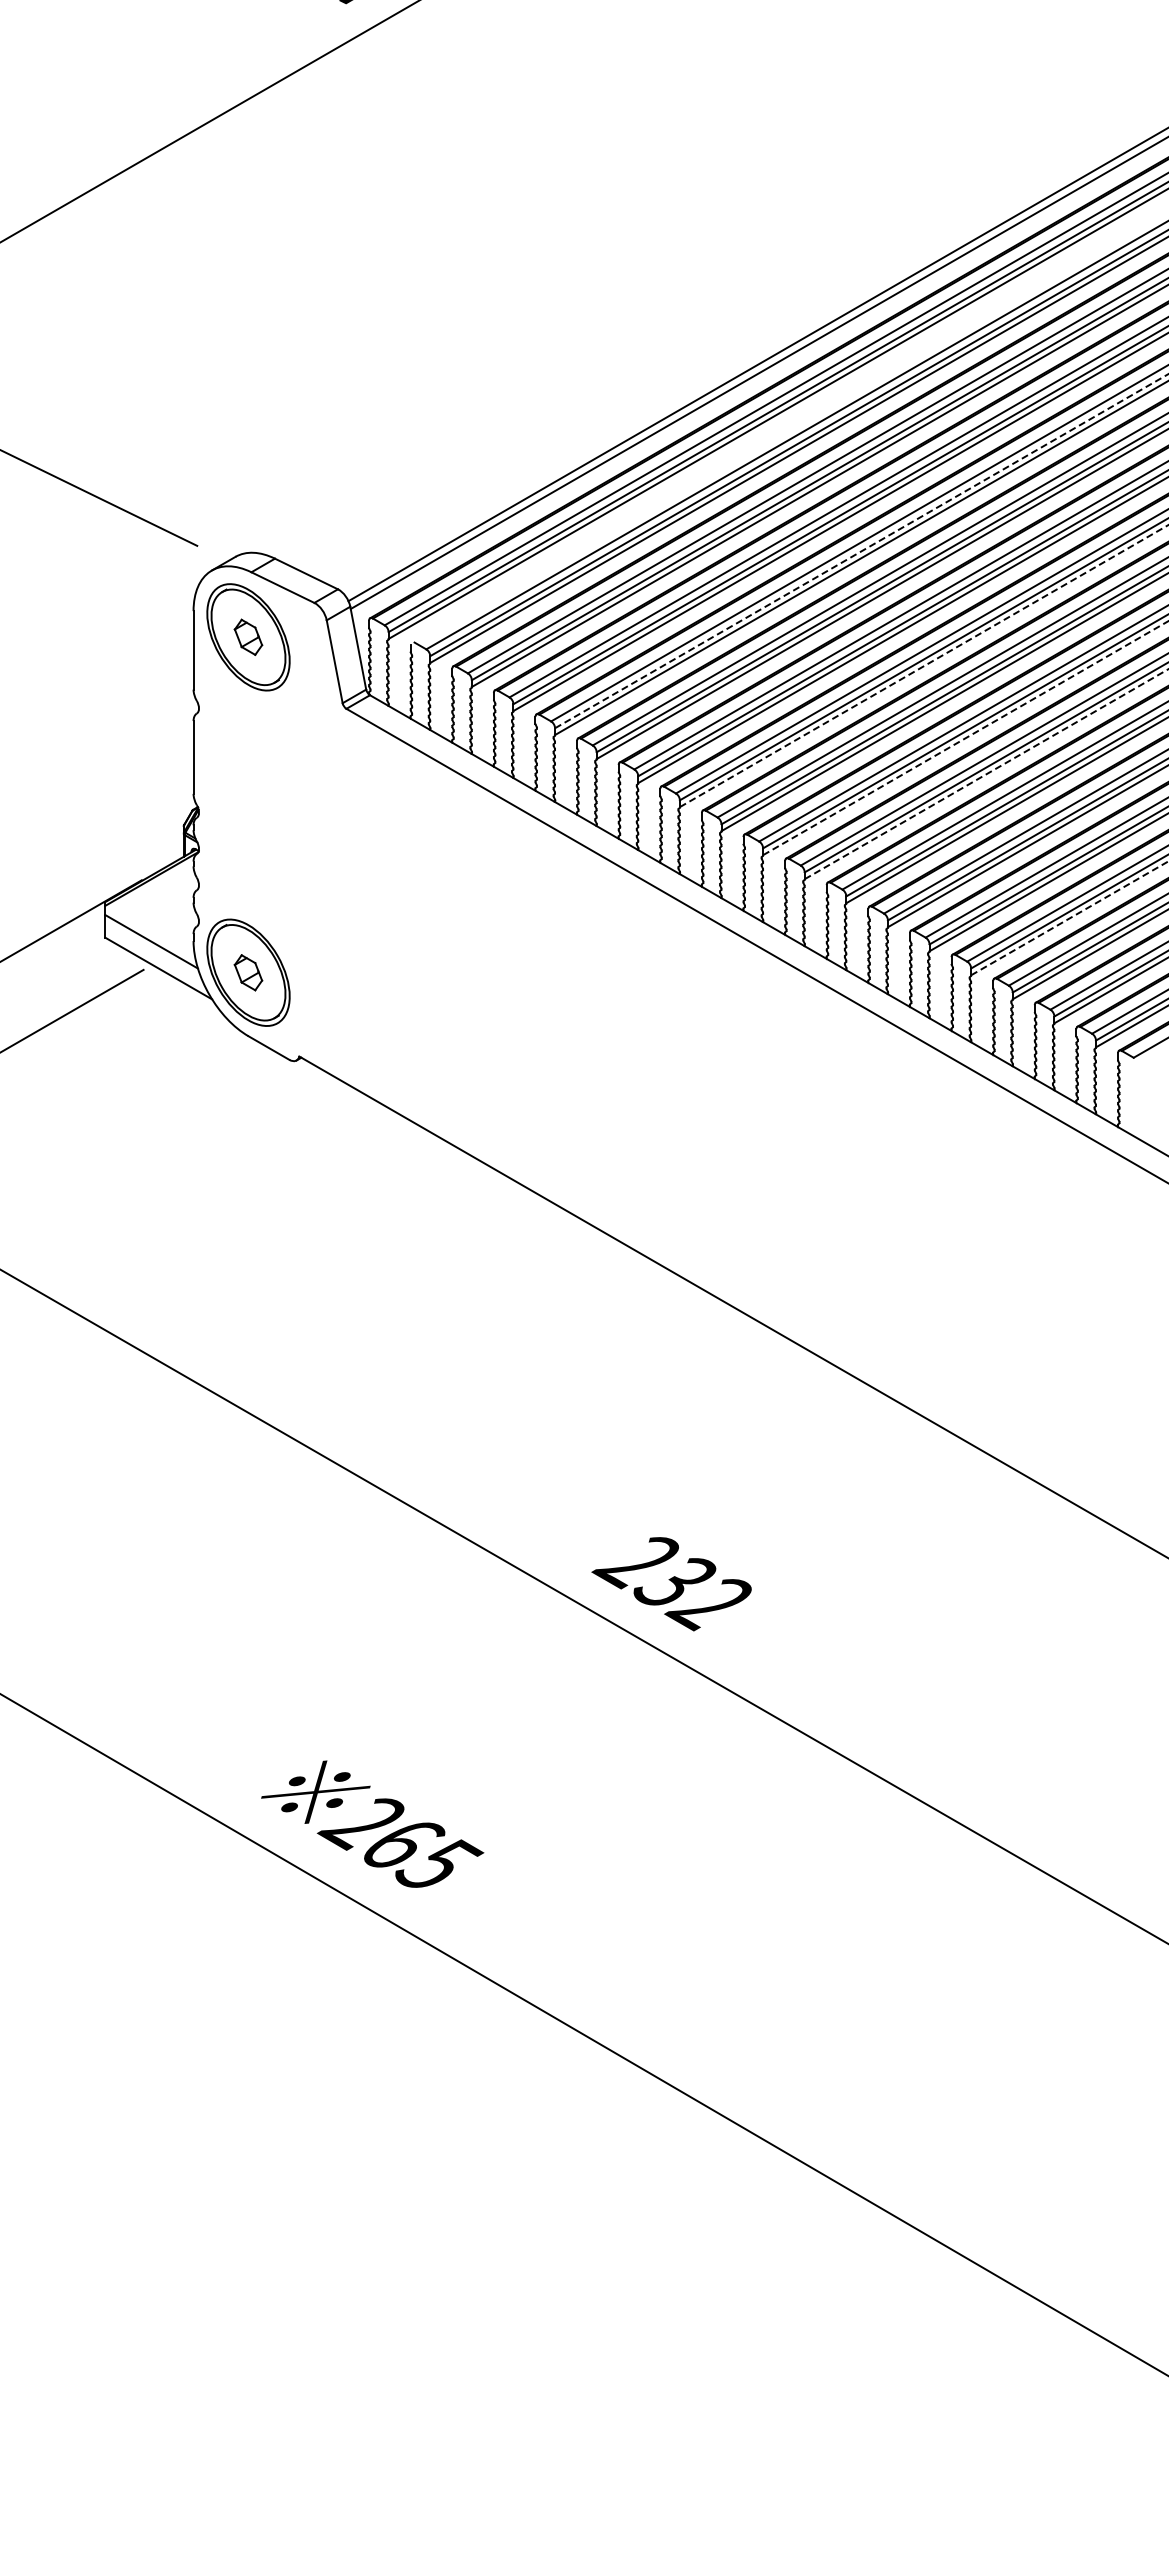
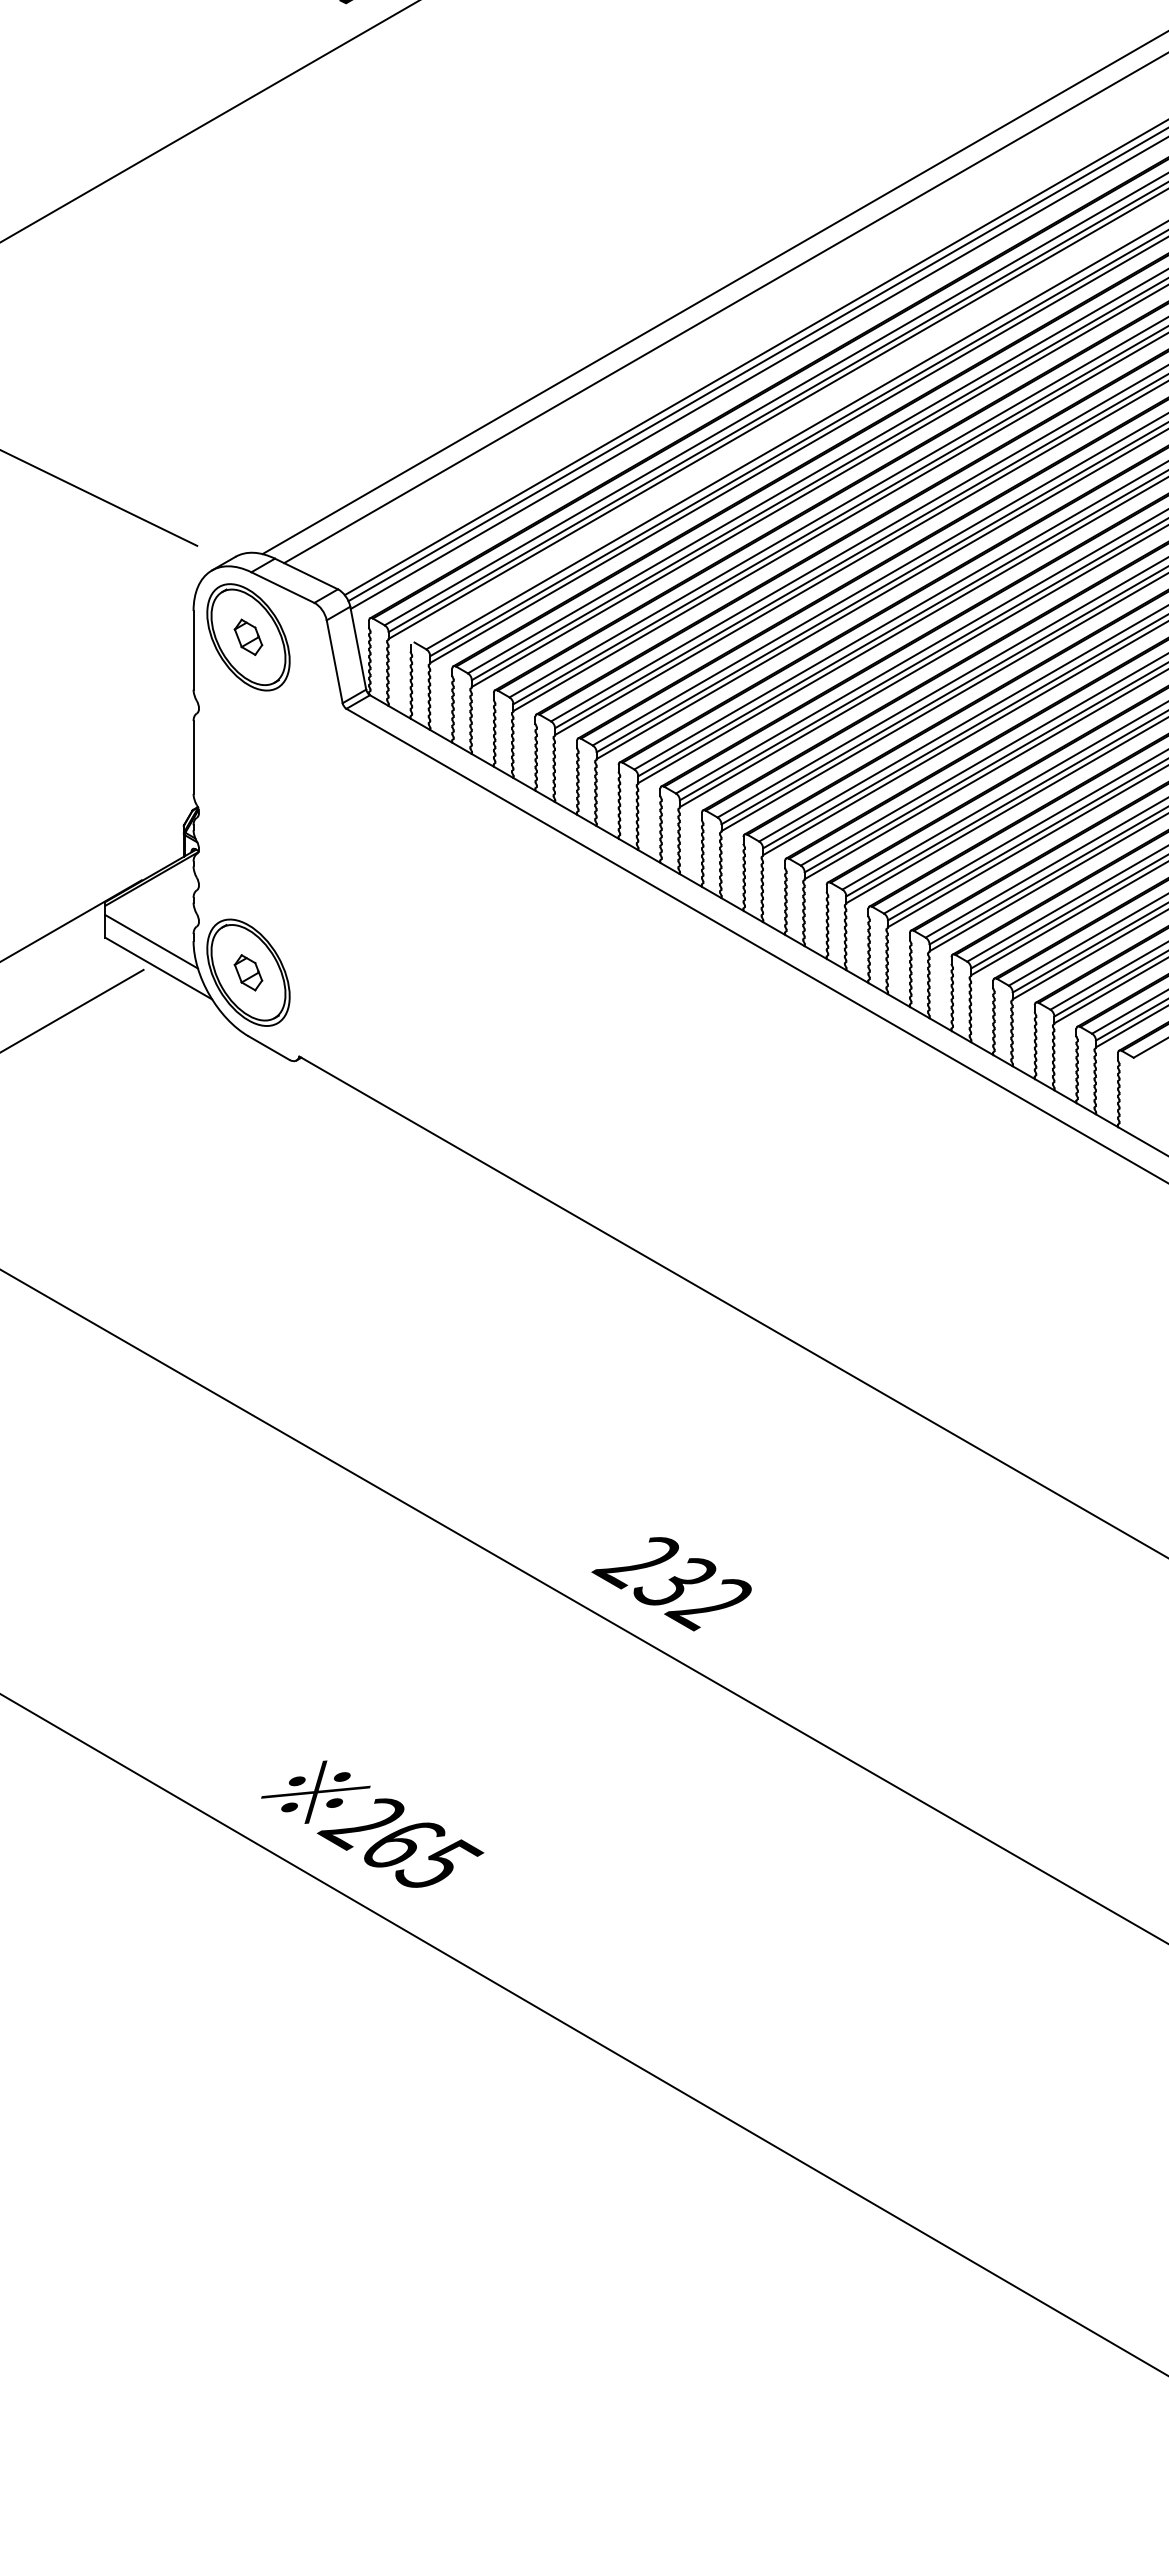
line: none -> present (713, 293)
line: none -> present (724, 308)
line: none -> present (754, 358)
line: dashed -> solid (862, 550)
line: dashed -> solid (924, 666)
line: dashed -> solid (965, 738)
line: dashed -> solid (986, 774)
line: dashed -> solid (1069, 918)
